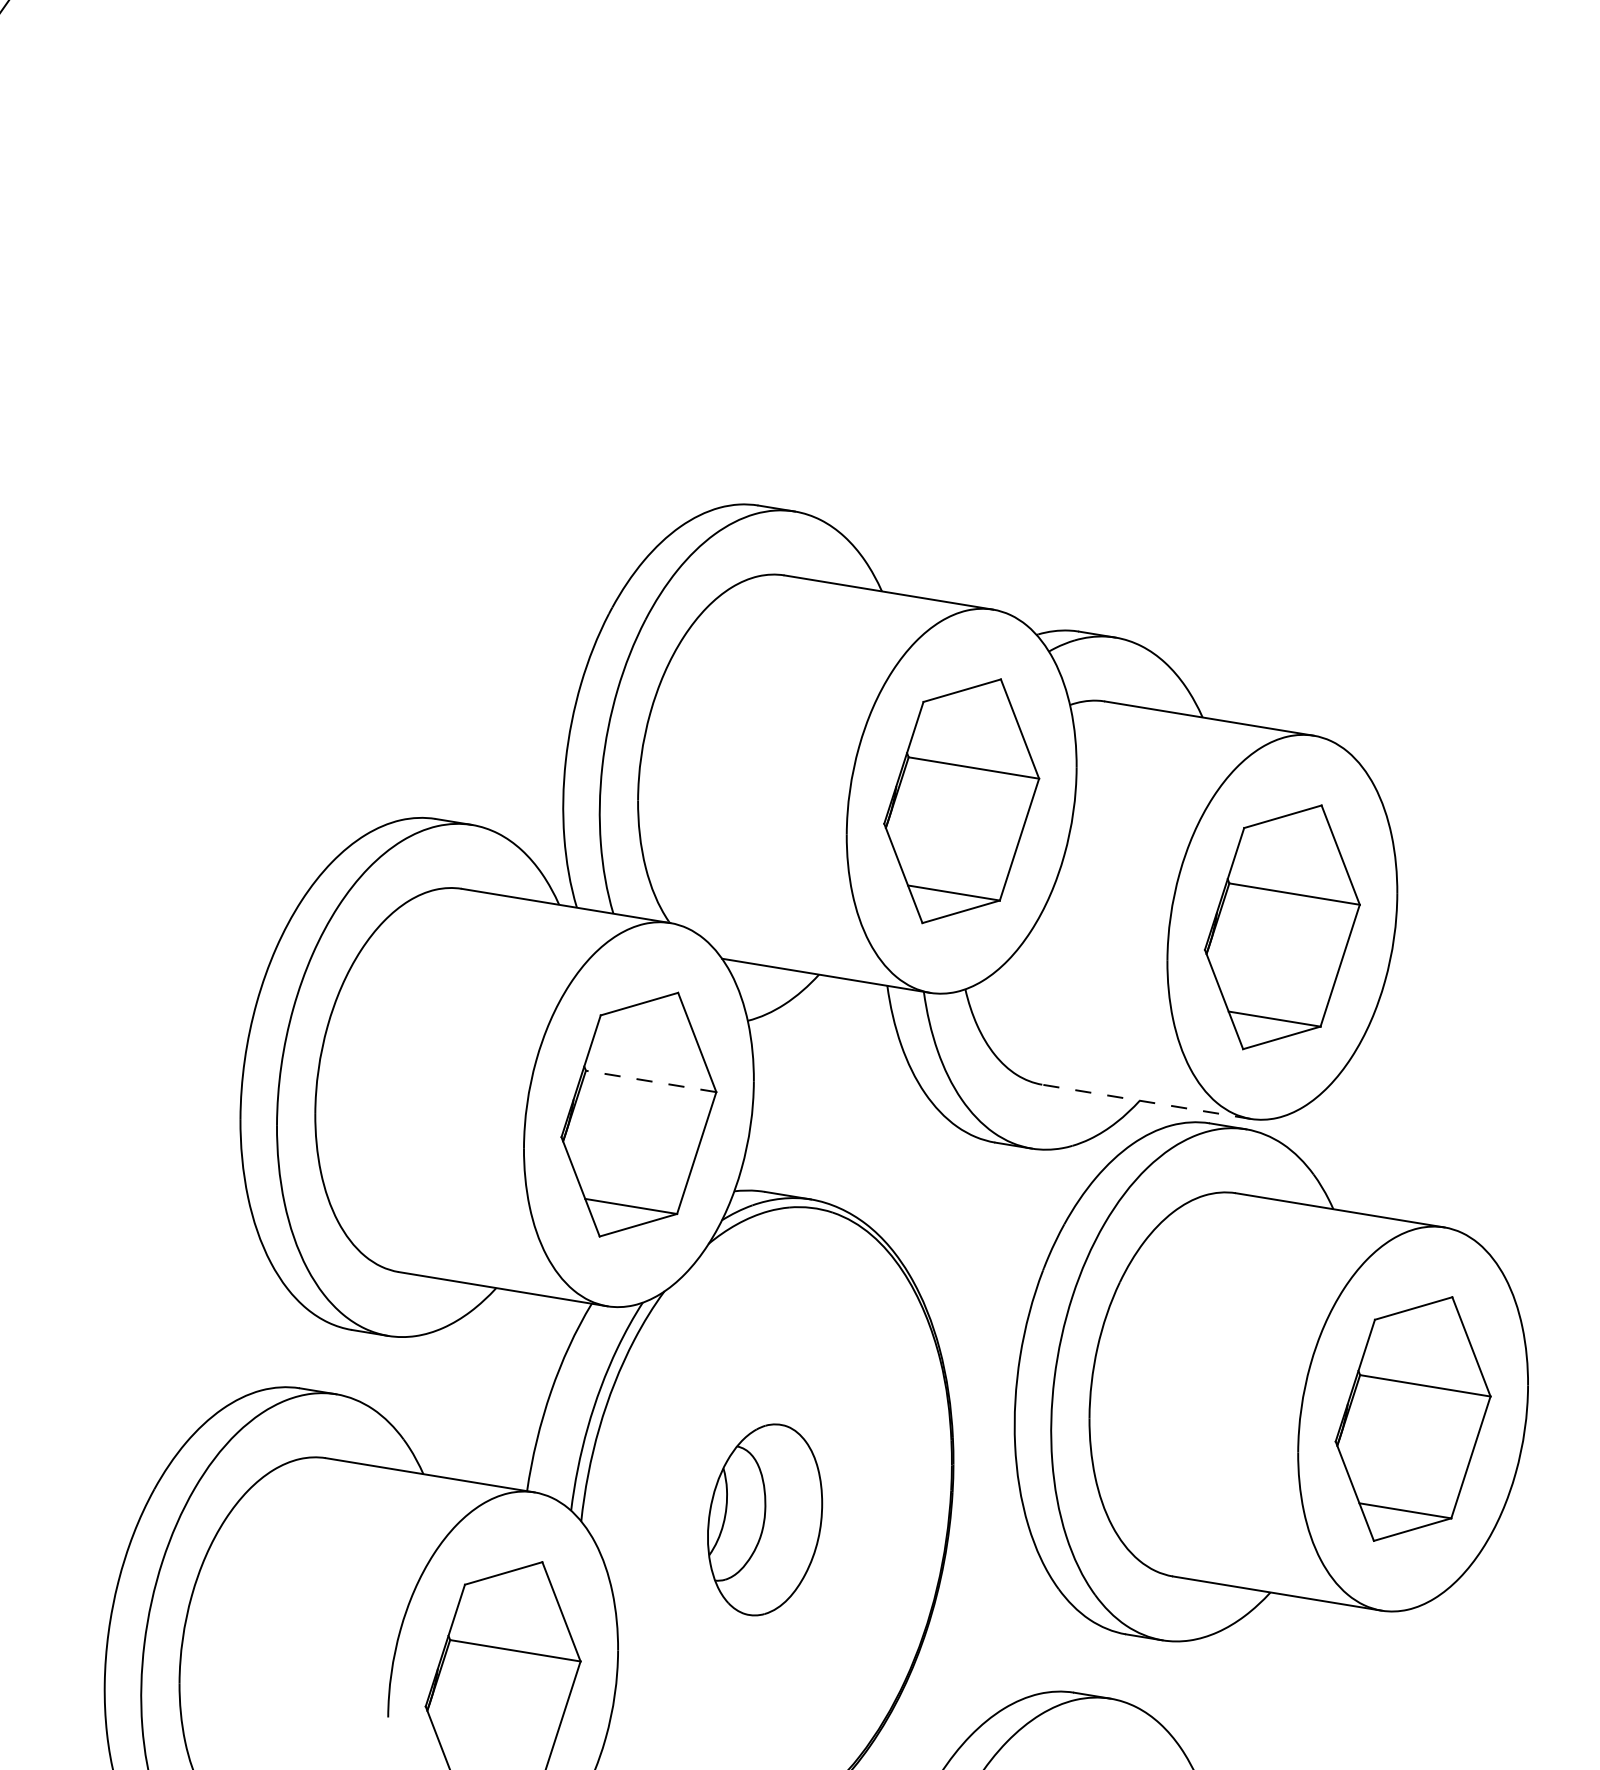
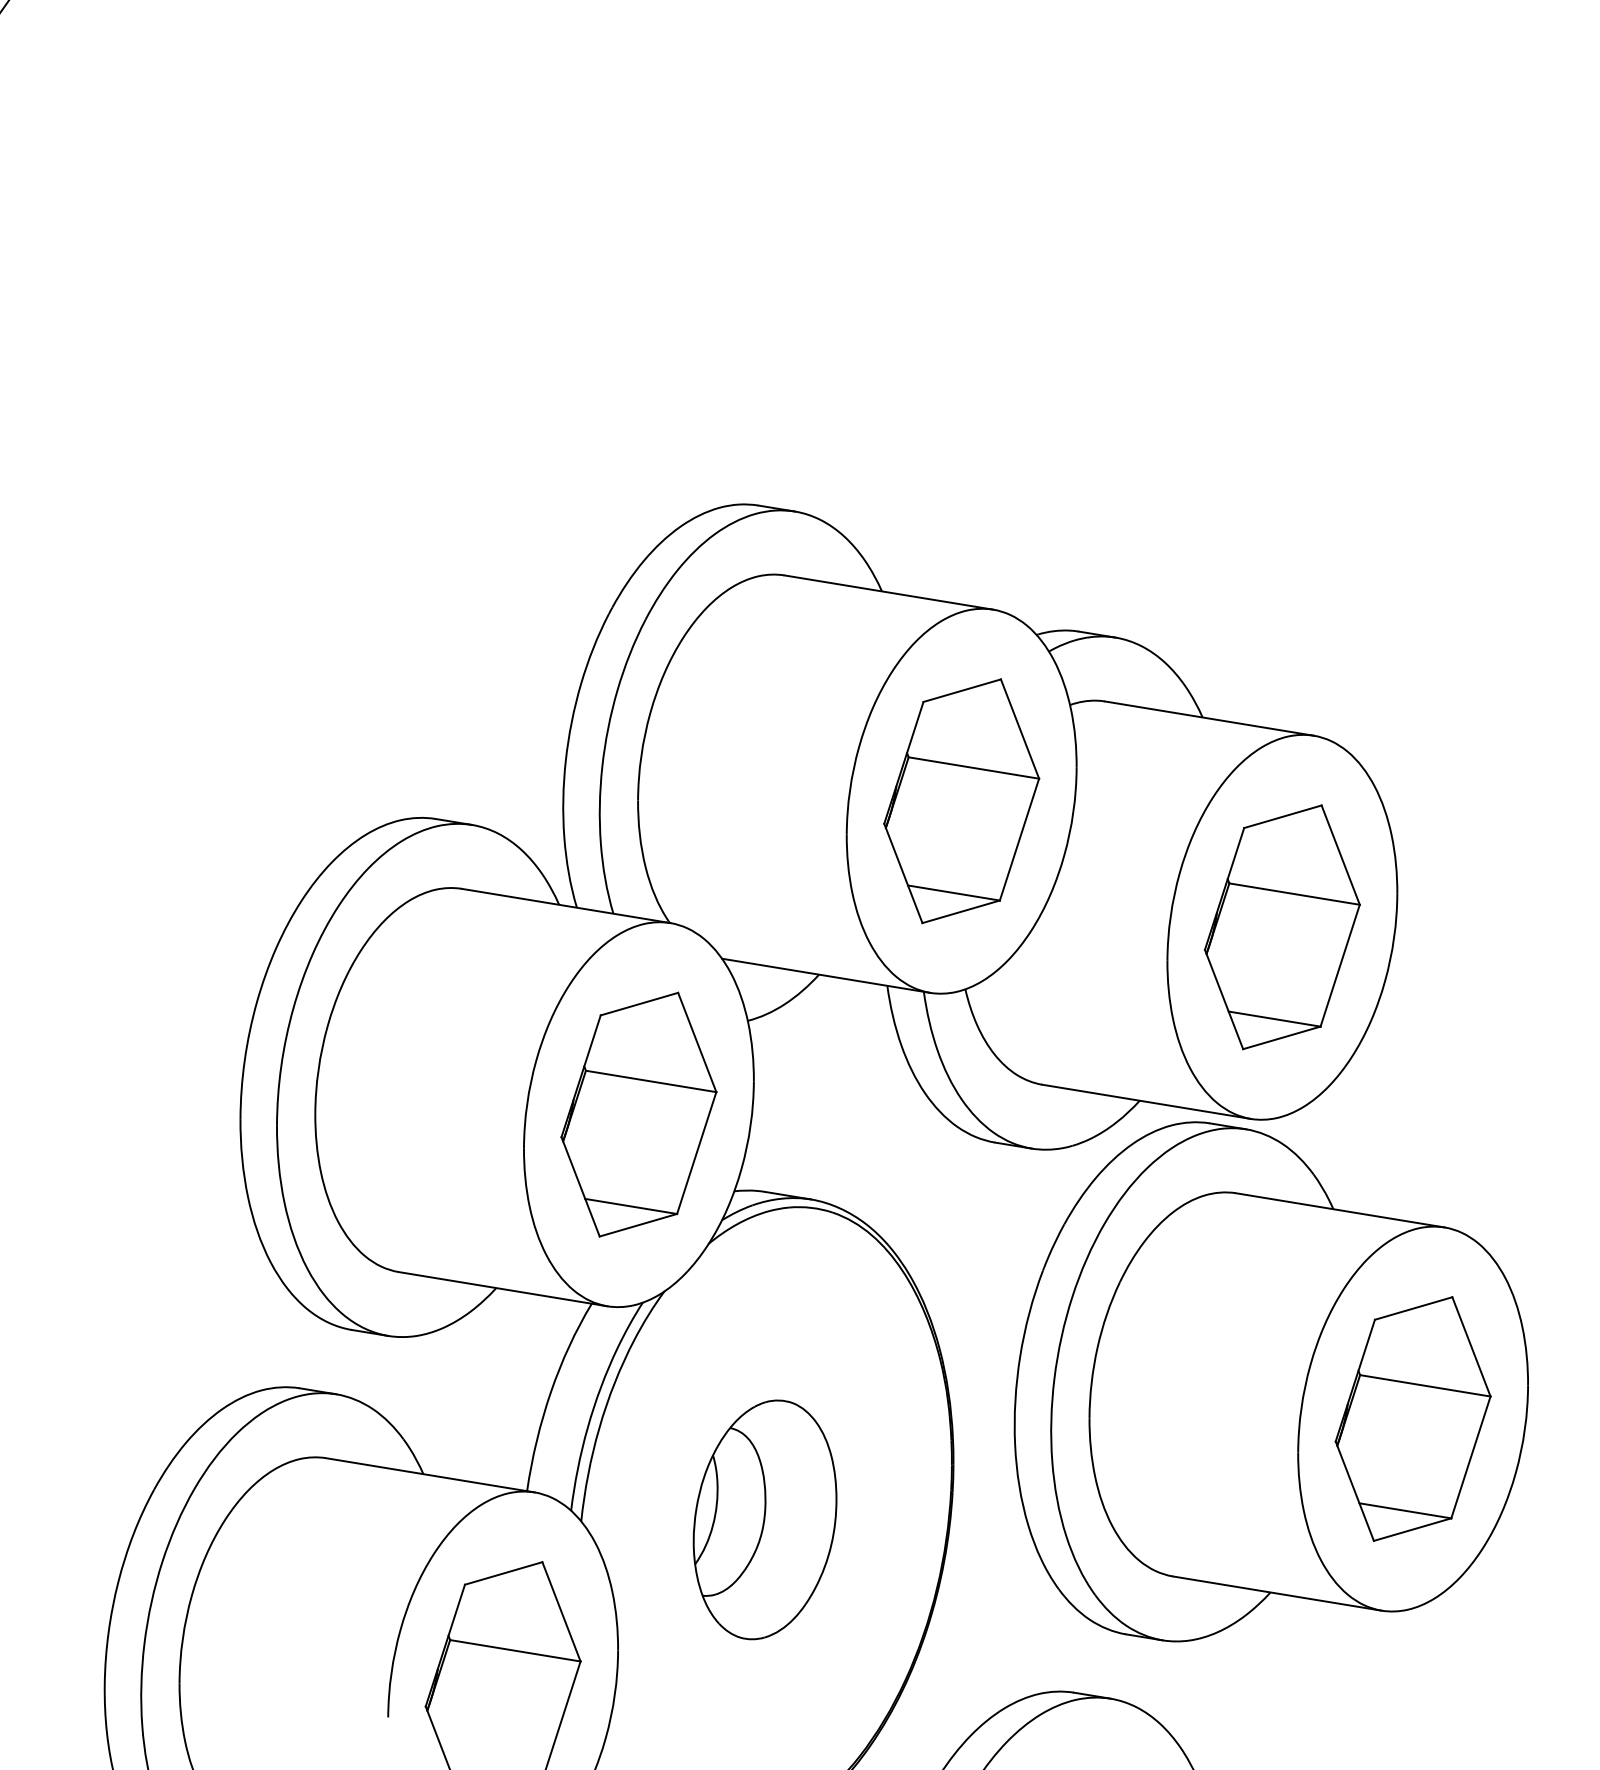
line: dashed -> solid (650, 1081)
line: dashed -> solid (1146, 1101)
part size: 117x194 px -> 146x242 px (764, 1519)
